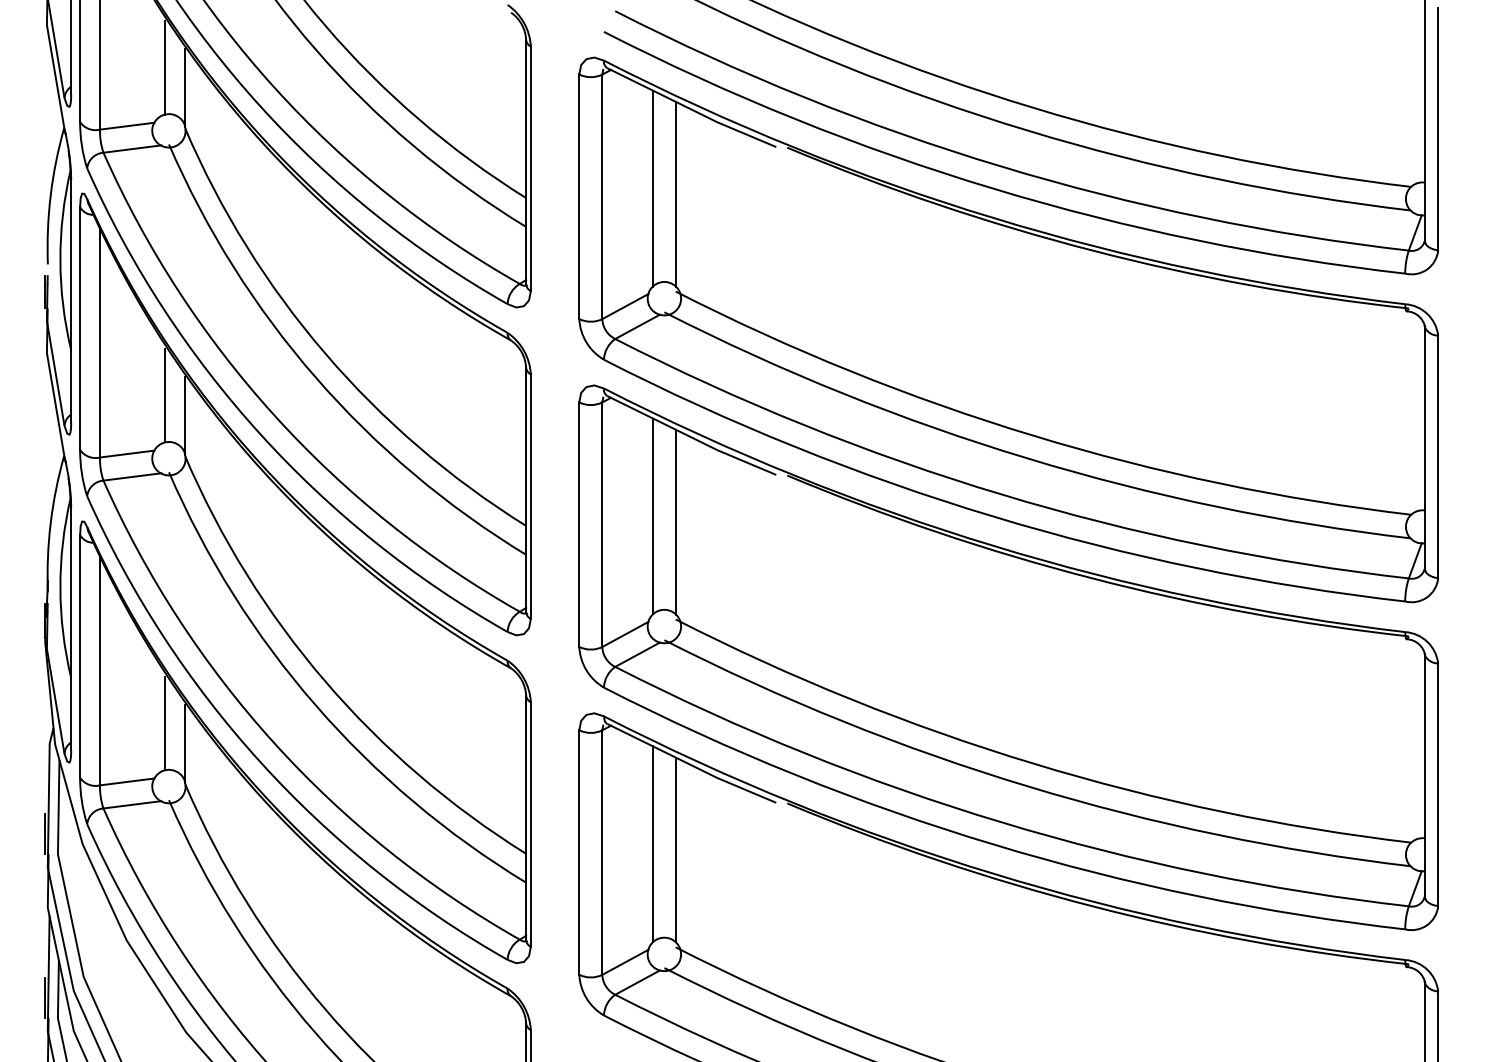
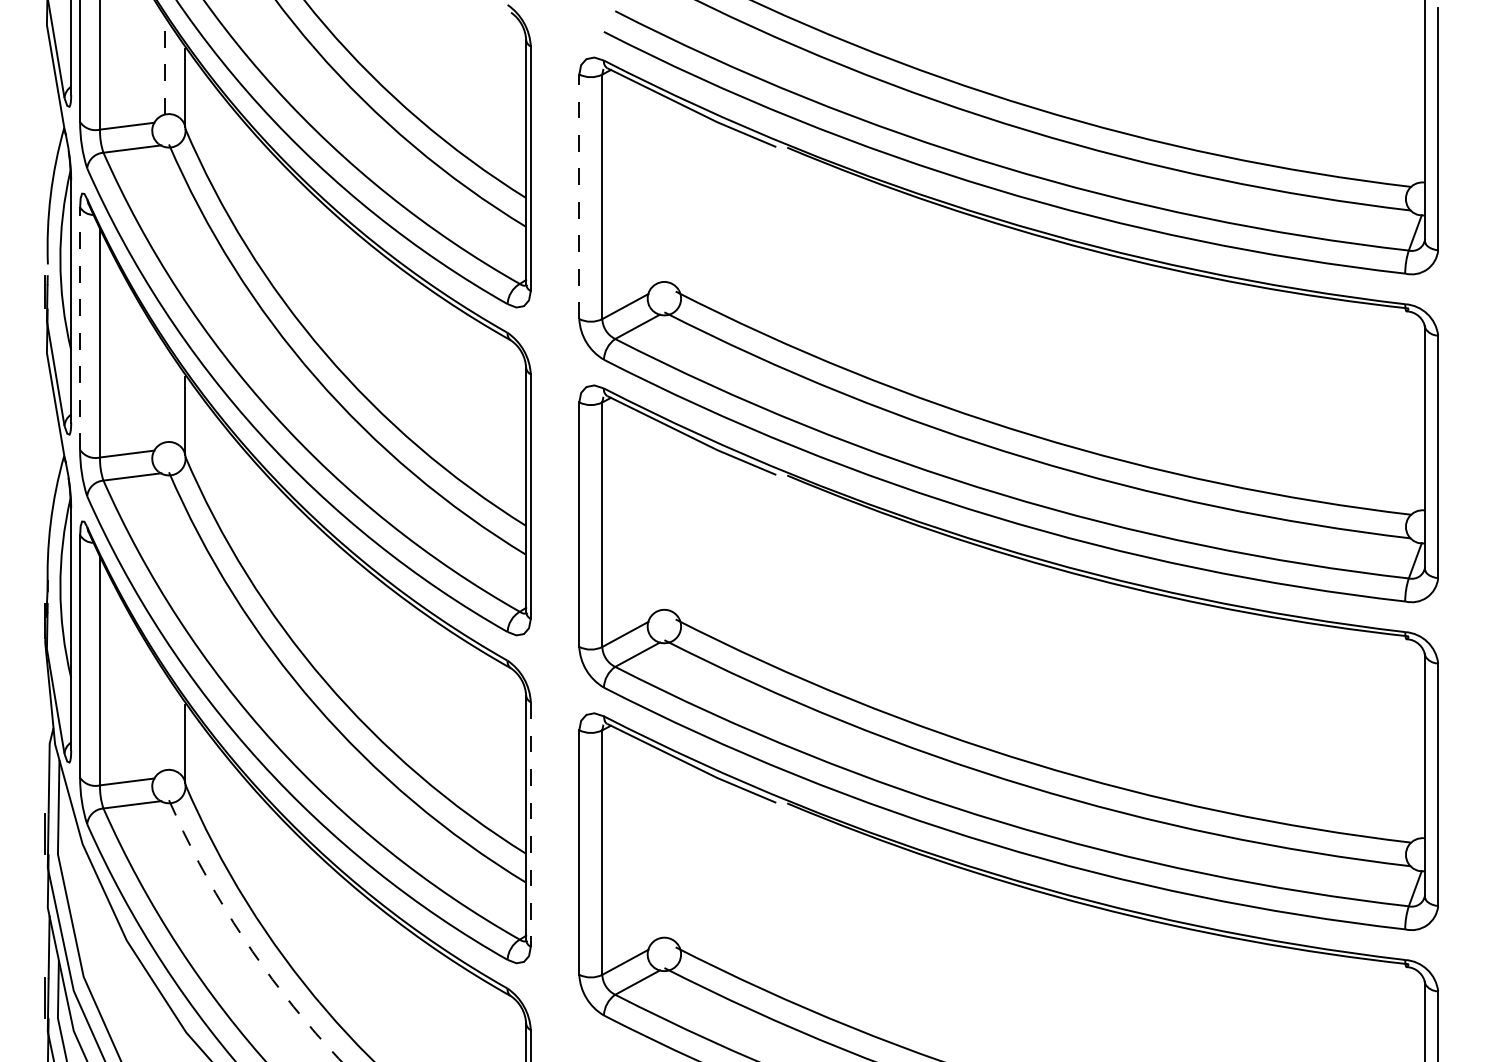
line: solid -> dashed (165, 68)
line: present -> none (652, 188)
line: present -> none (675, 193)
line: solid -> dashed (579, 196)
line: solid -> dashed (80, 328)
line: present -> none (165, 395)
line: present -> none (652, 516)
line: present -> none (675, 521)
line: present -> none (165, 723)
line: solid -> dashed (530, 825)
line: present -> none (652, 844)
line: present -> none (675, 849)
arc: solid -> dashed (244, 939)
